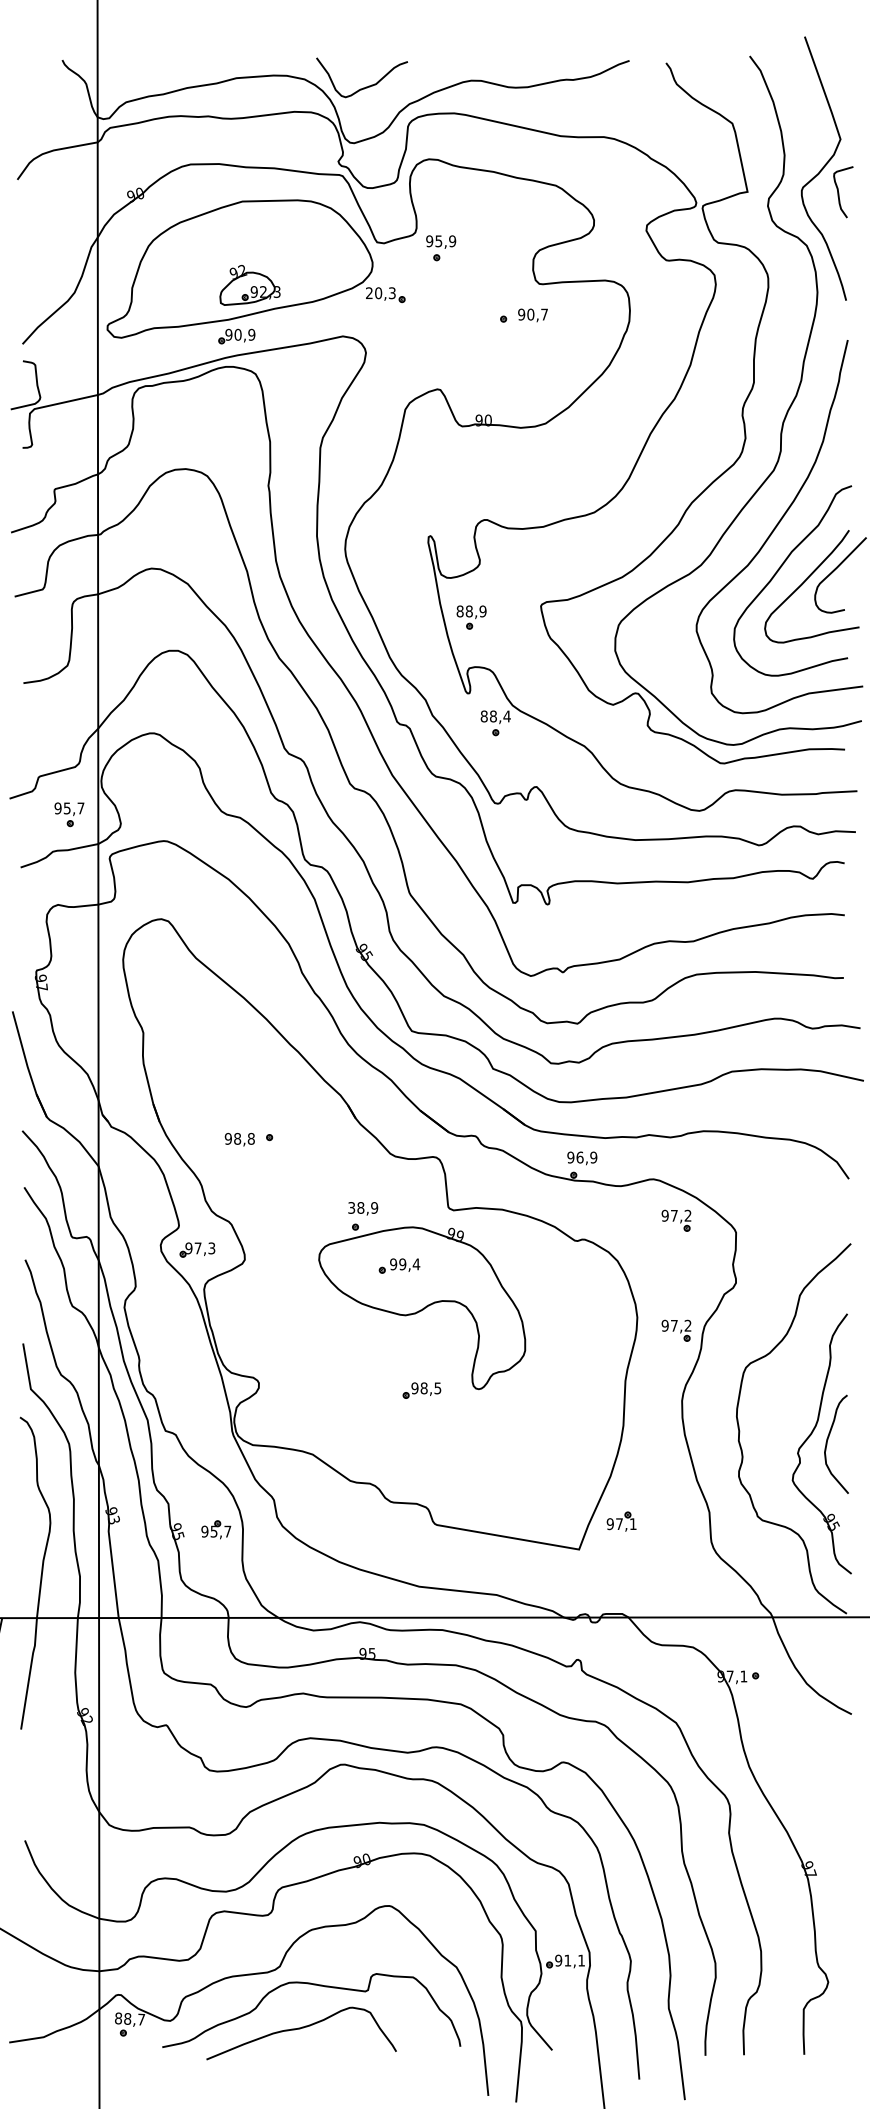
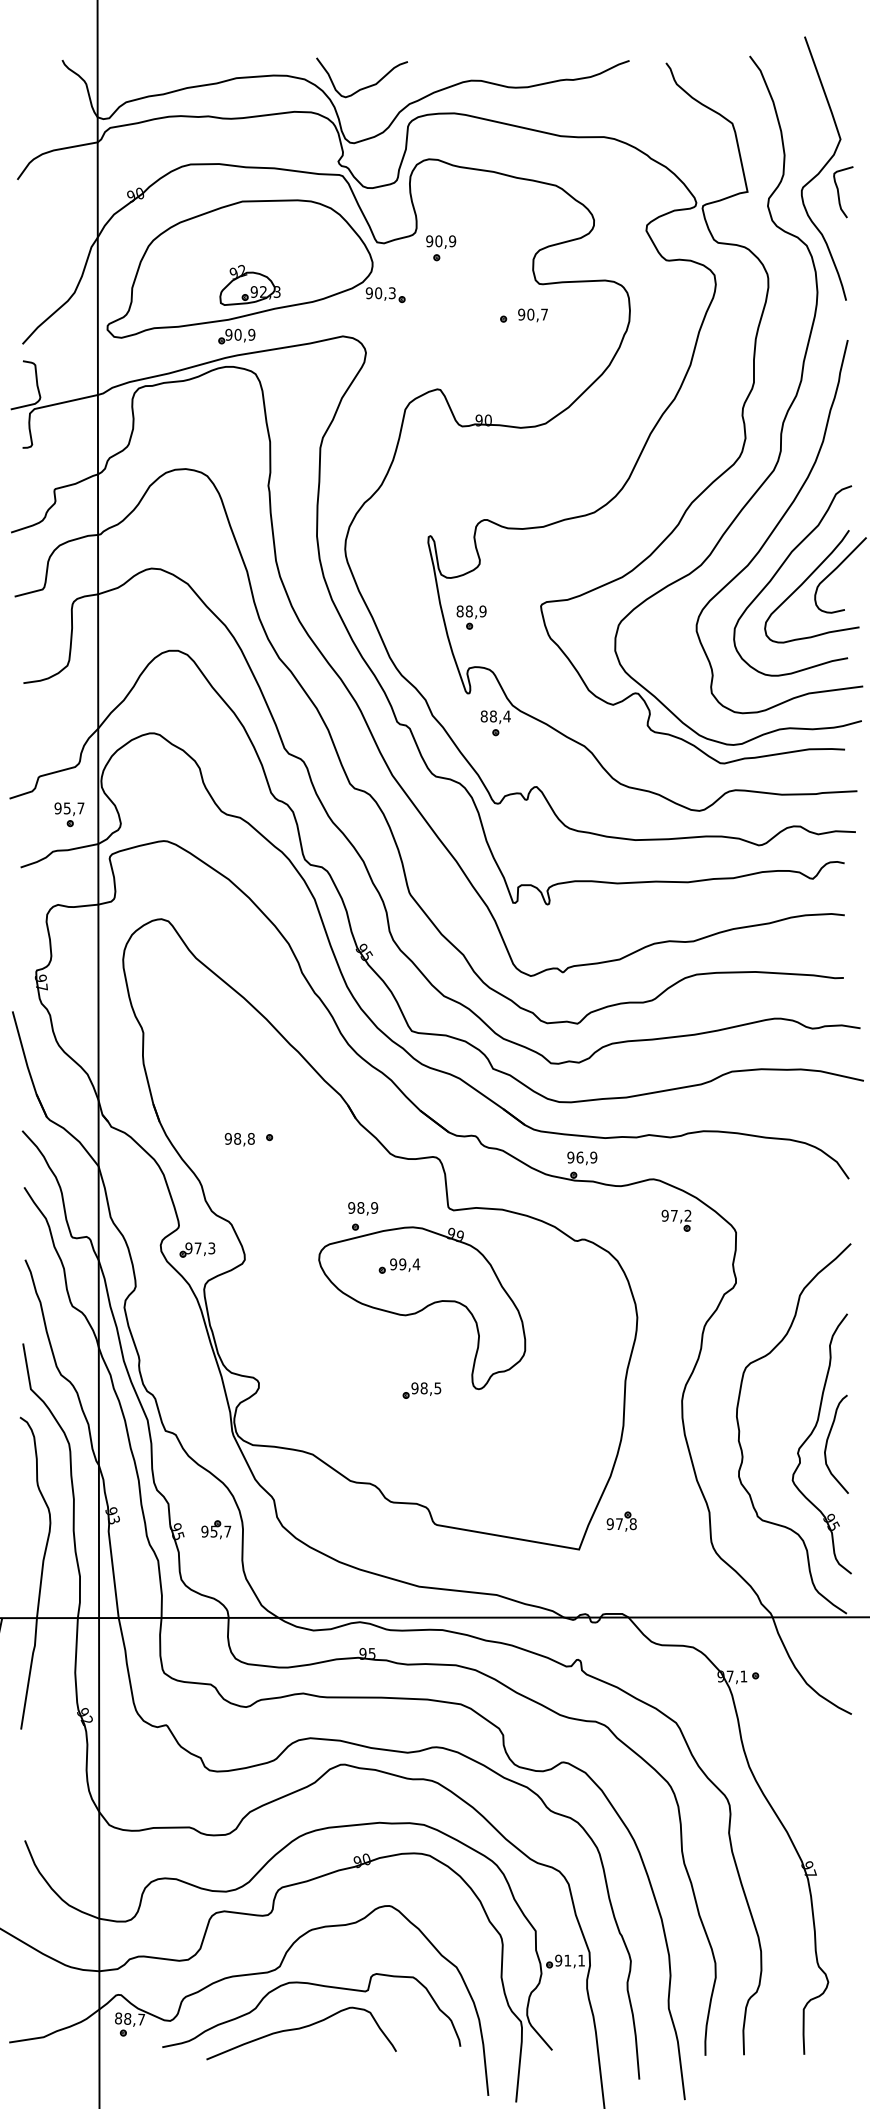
text: 95,9 -> 90,9 (438, 241)
text: 20,3 -> 90,3 (368, 293)
text: 38,9 -> 98,9 (351, 1207)
part: present -> none (676, 1330)
text: 97,1 -> 97,8 (632, 1524)
